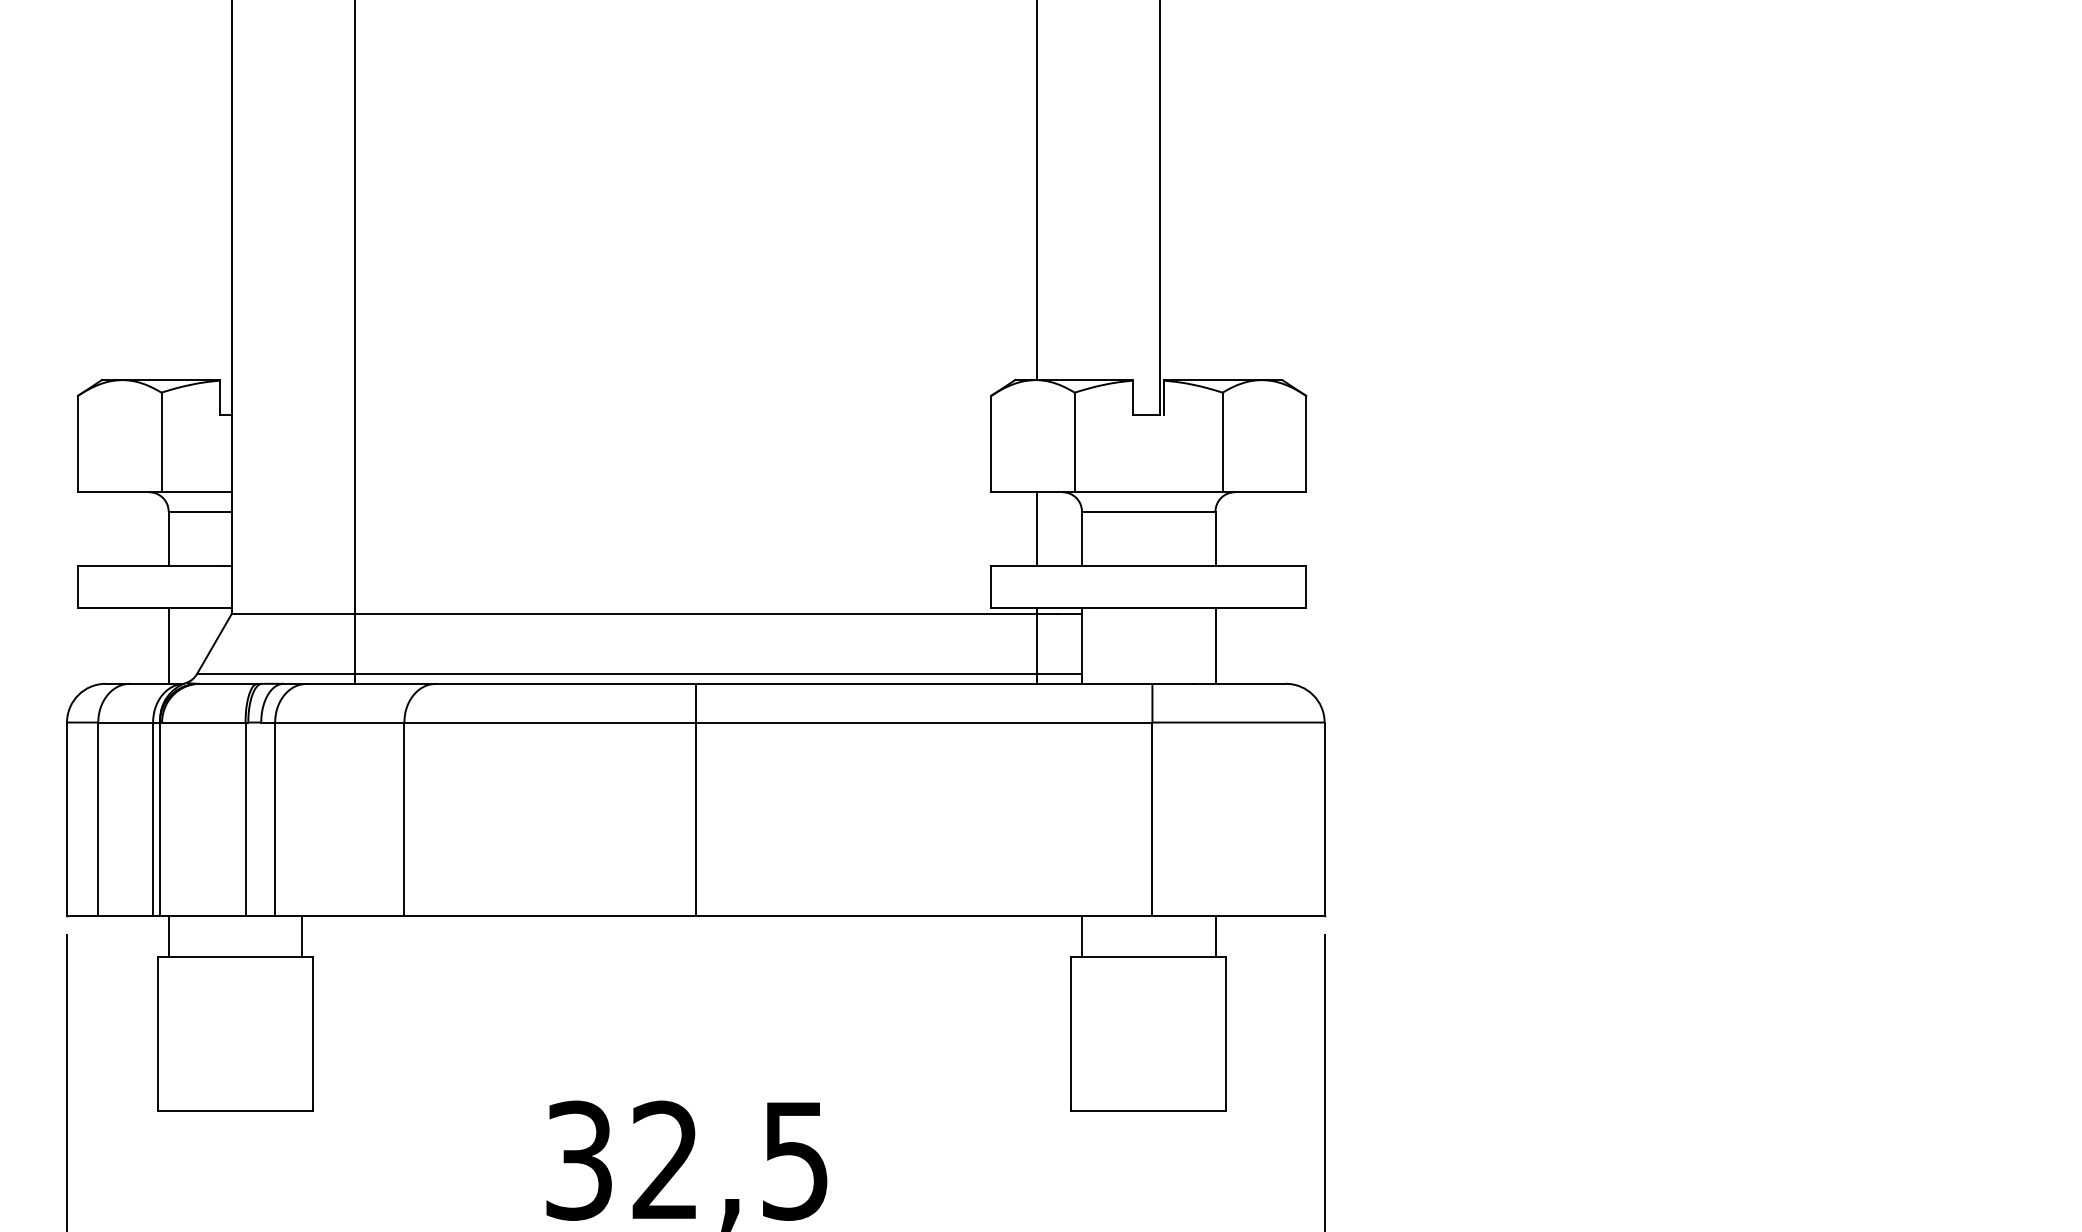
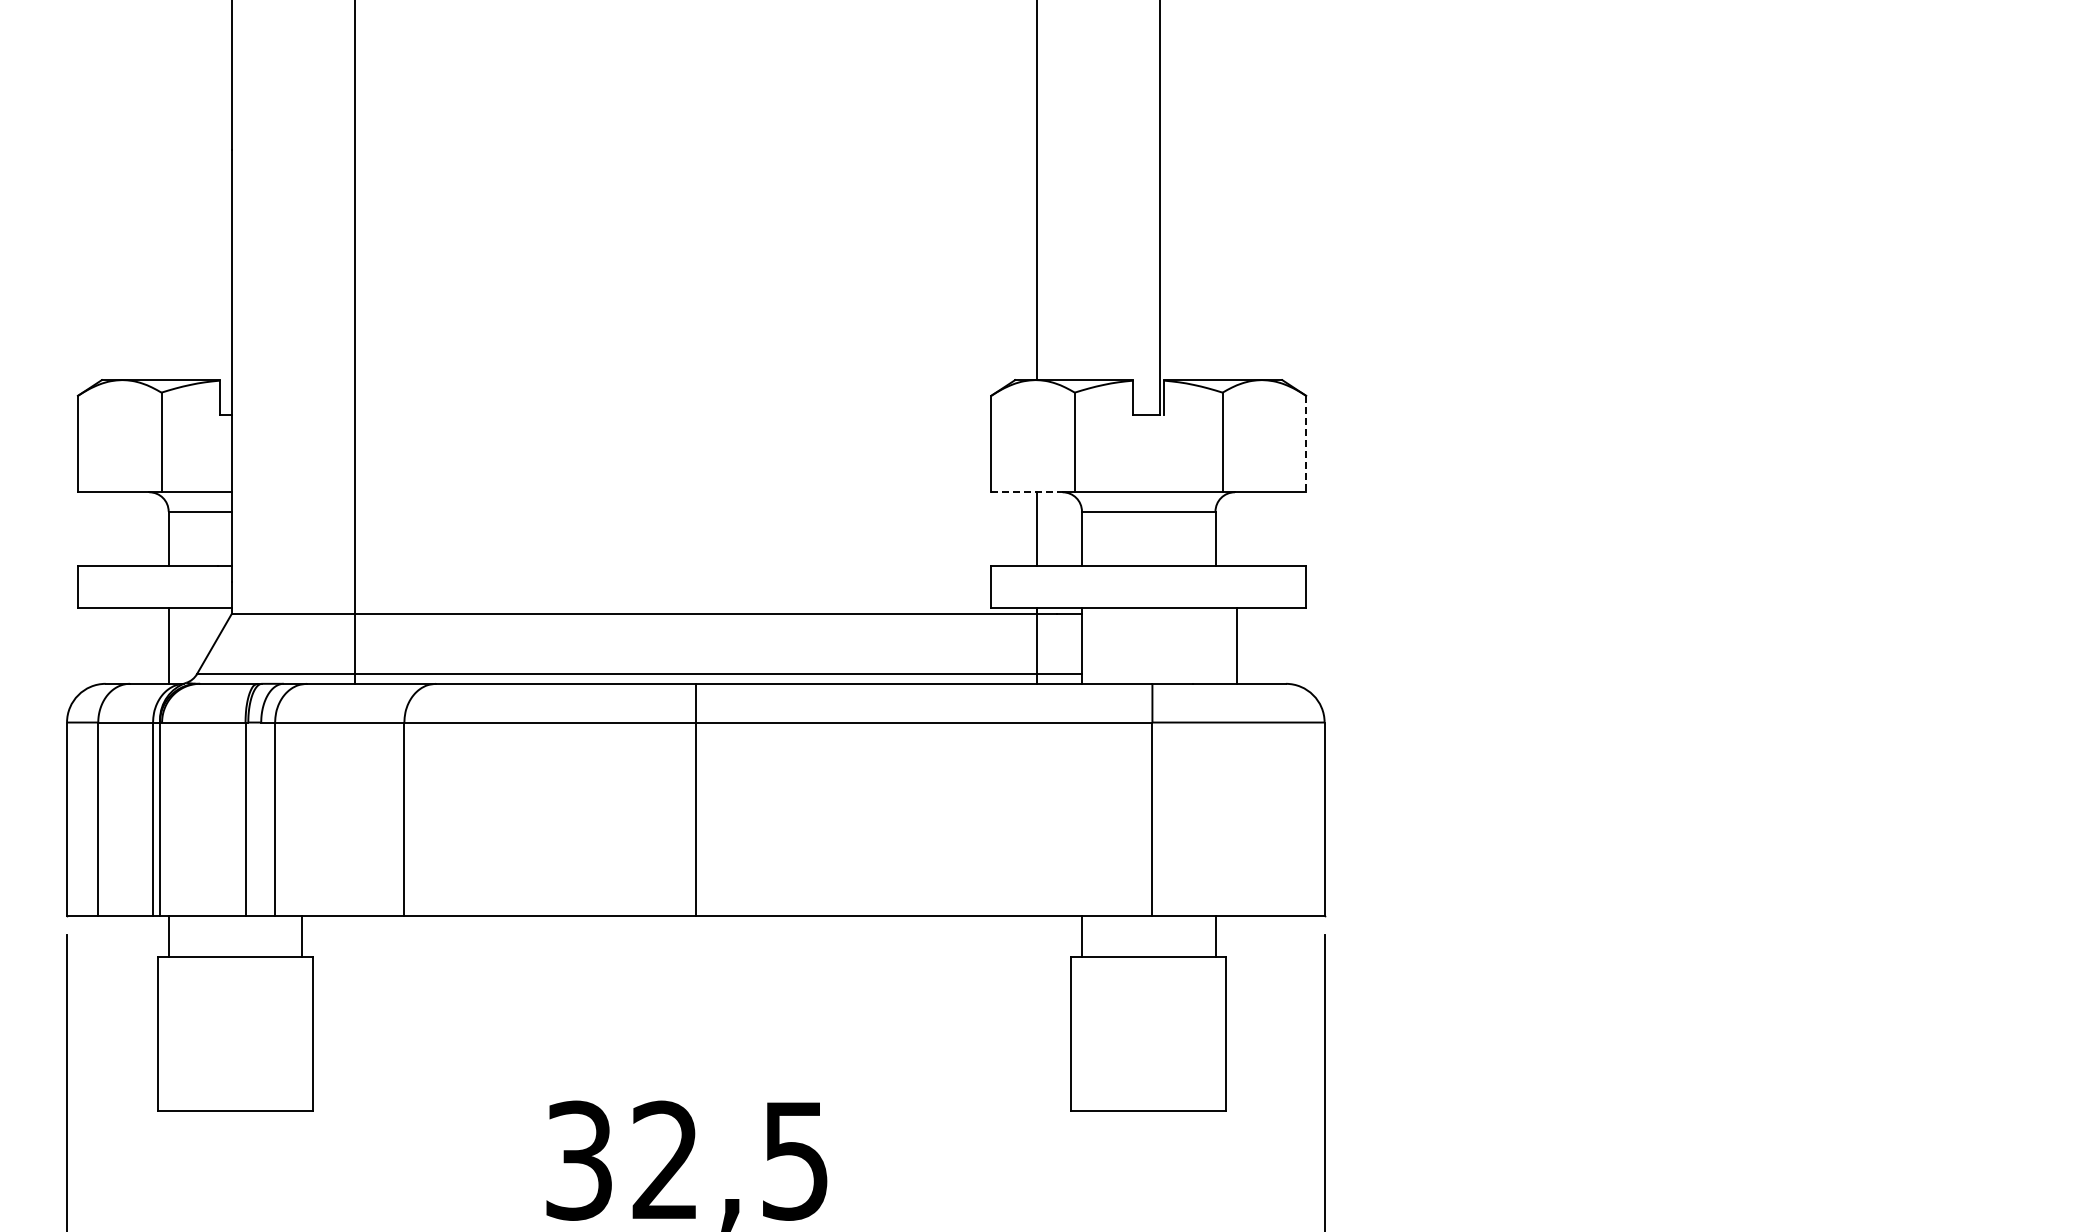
line: solid -> dashed (1306, 444)
line: solid -> dashed (1026, 492)
line position: (1215, 645) -> (1236, 645) (1236, 645)
